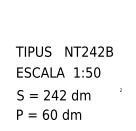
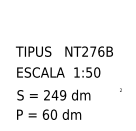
text: NT242B -> NT276B (97, 51)
text: 242 -> 249 (63, 95)
